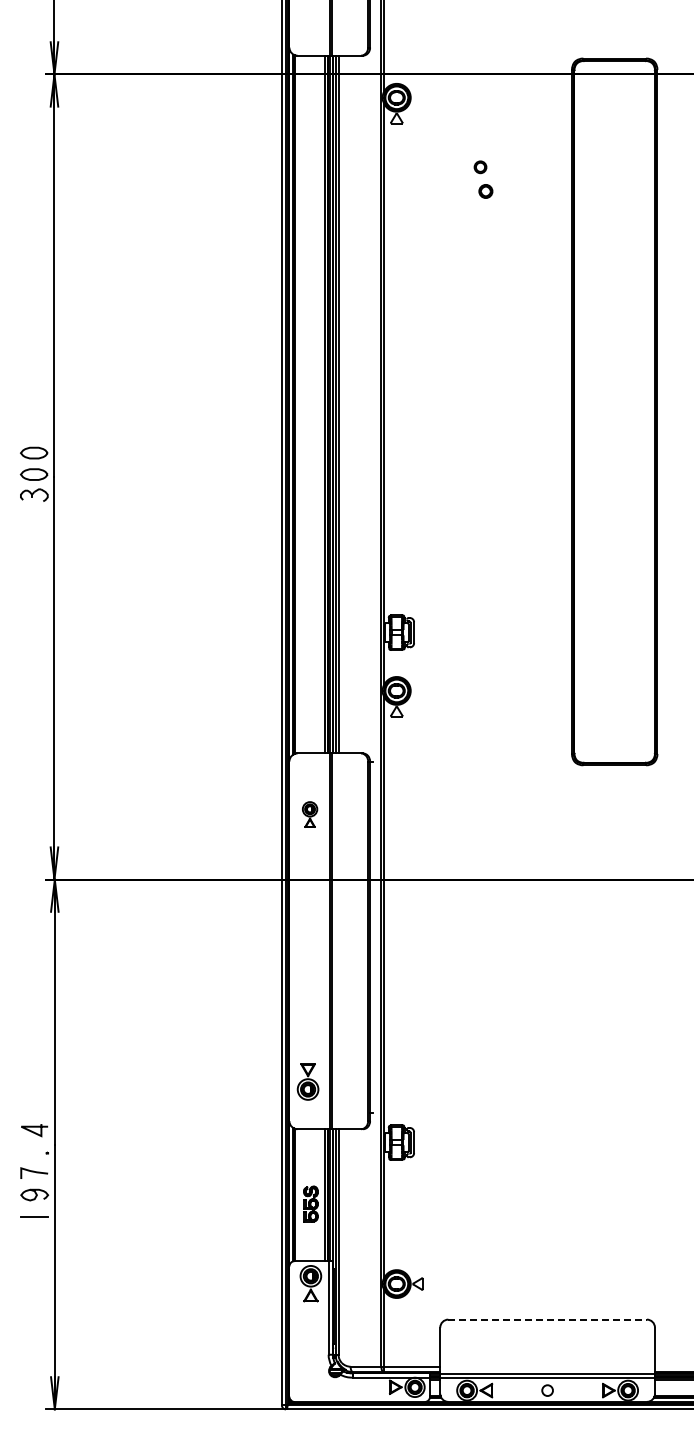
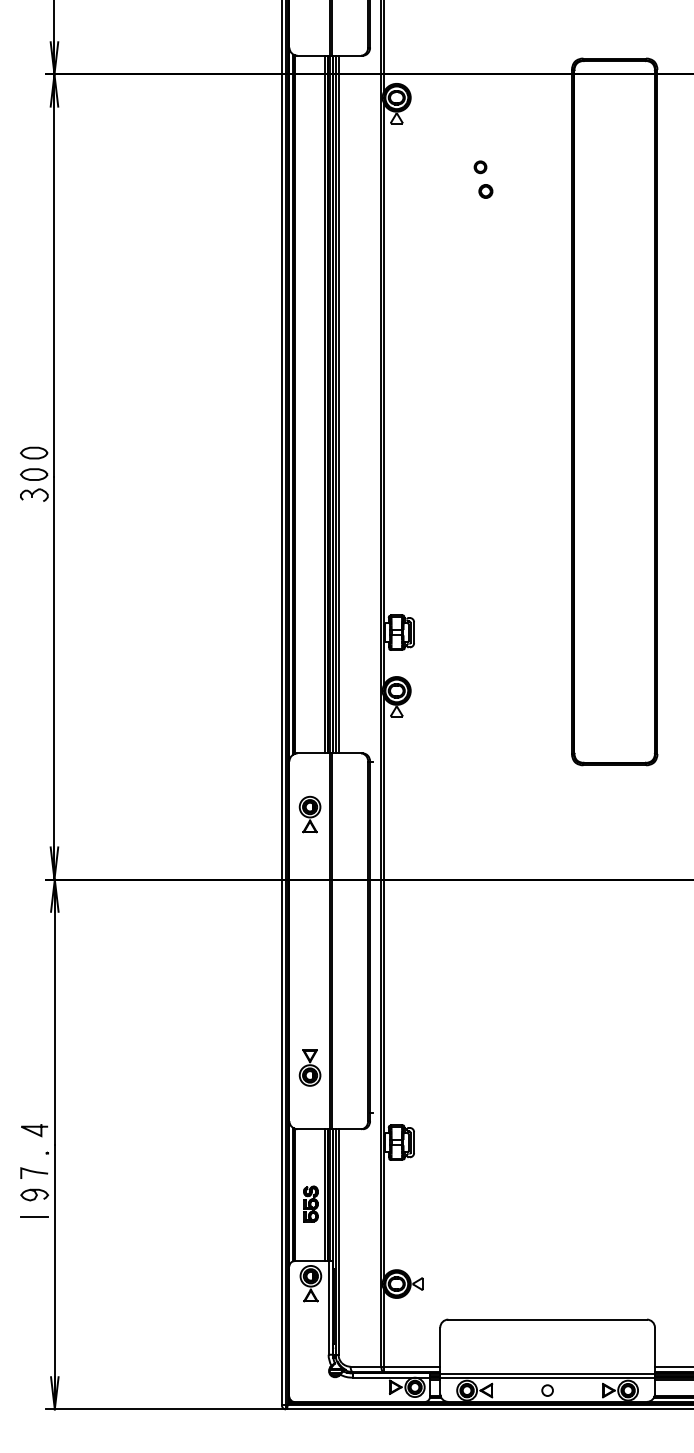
part size: 17x27 px -> 24x39 px (309, 814)
part position: (307, 1081) -> (309, 1067) (309, 1067)
line: dashed -> solid (548, 1319)
line: none -> present (672, 1366)
